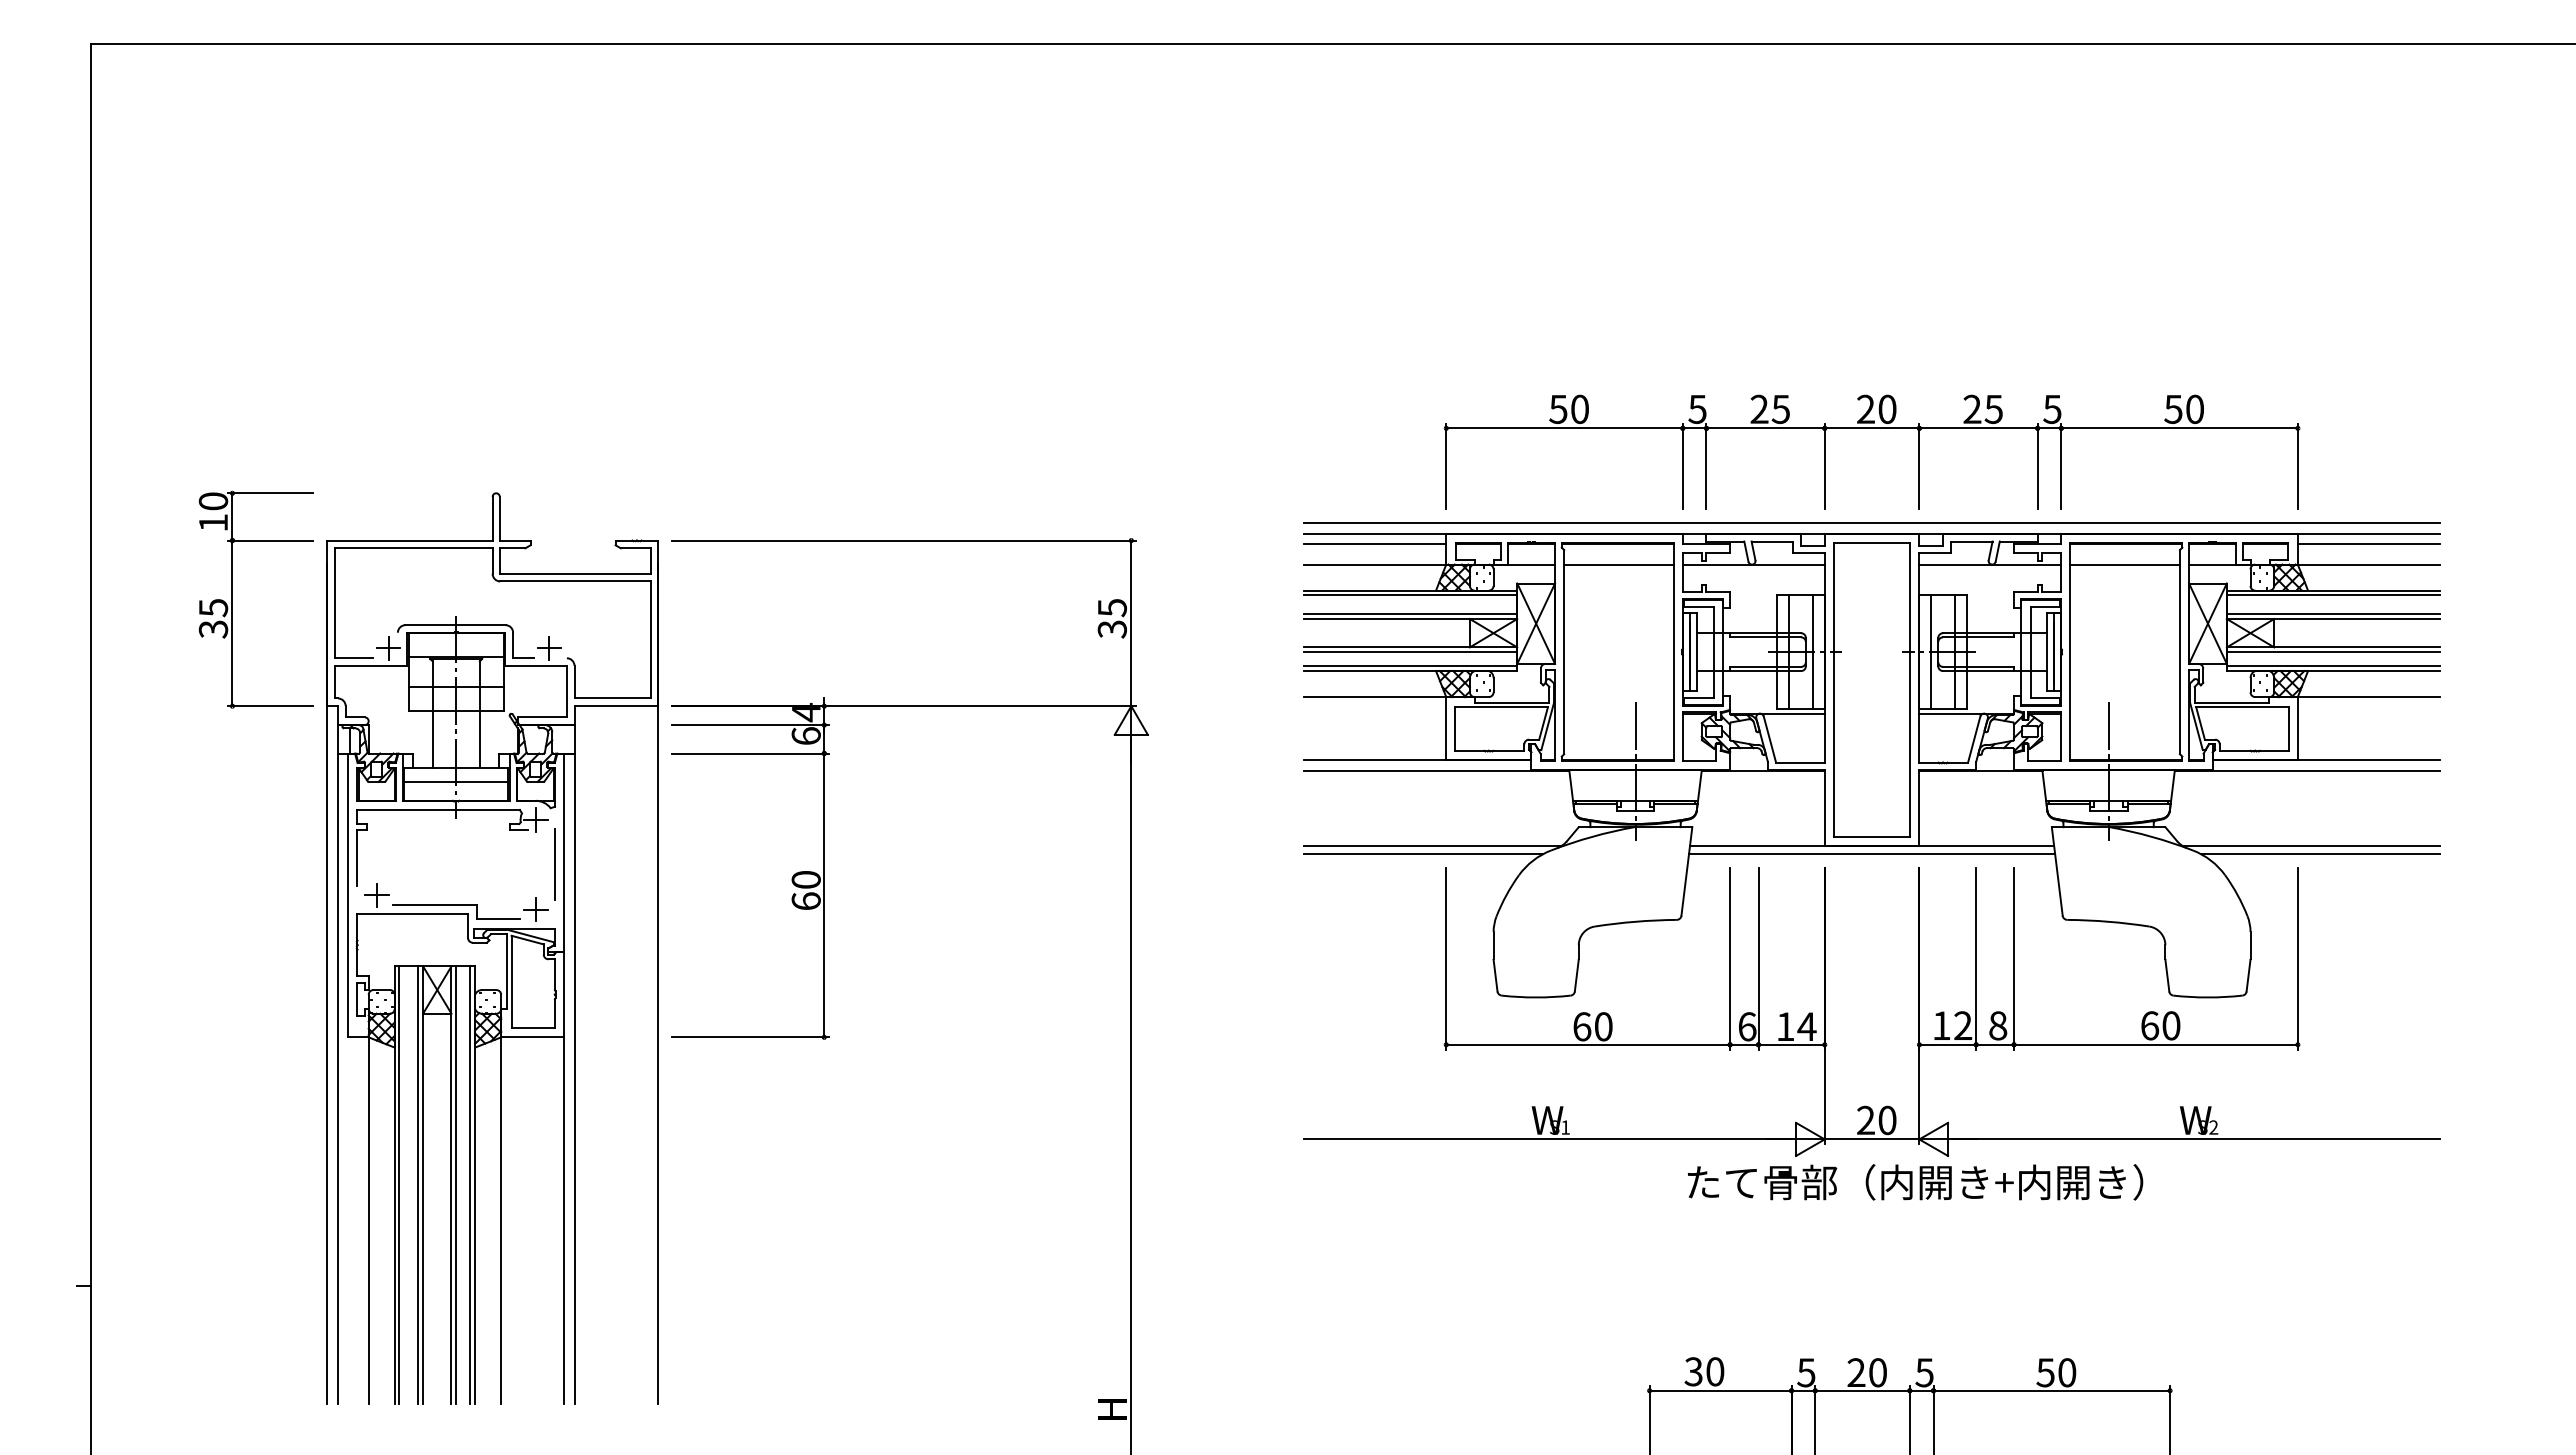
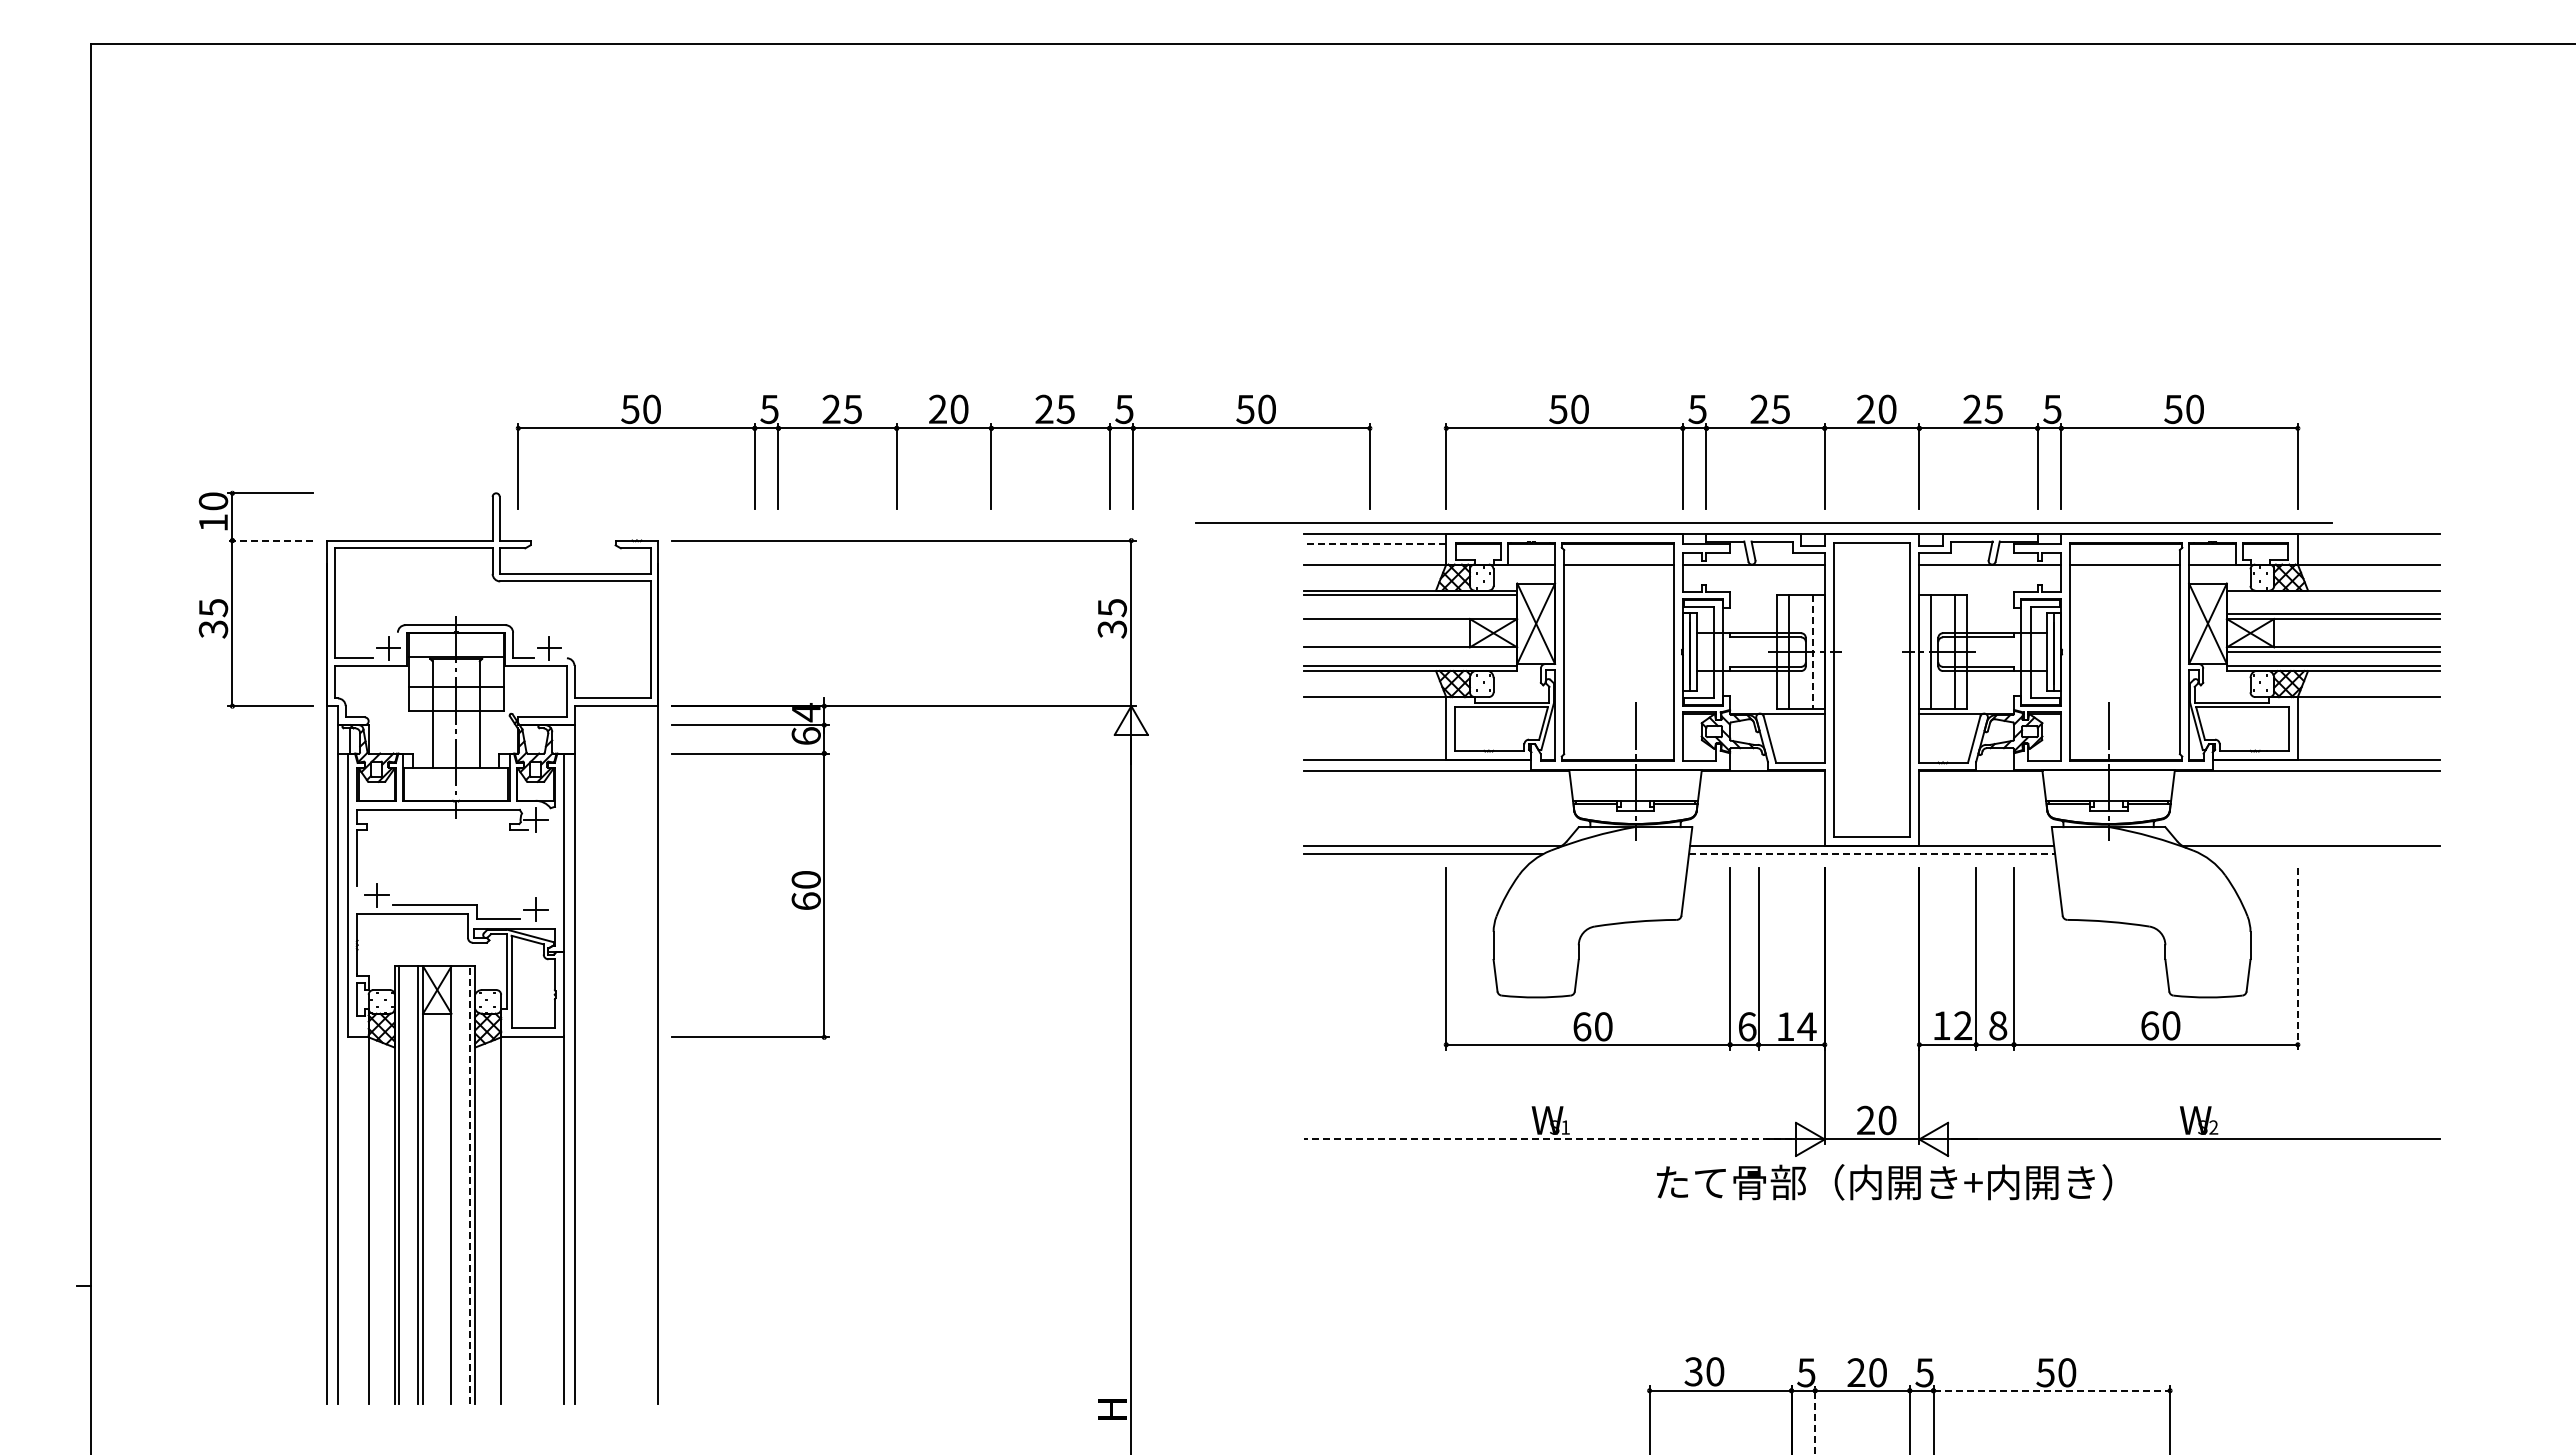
part: none -> present (943, 428)
line position: (1871, 522) -> (1763, 522) (1763, 522)
line: solid -> dashed (270, 540)
line: solid -> dashed (1375, 544)
line: present -> none (2368, 544)
line: present -> none (2332, 595)
line: present -> none (1410, 614)
line: present -> none (1410, 652)
line: solid -> dashed (1812, 652)
line: present -> none (456, 781)
line: solid -> dashed (1872, 854)
line: present -> none (2320, 854)
line: present -> none (554, 864)
line: solid -> dashed (2297, 958)
line: solid -> dashed (1548, 1139)
text position: (1915, 1182) -> (1884, 1182) (1884, 1182)
line: present -> none (456, 1185)
line: solid -> dashed (470, 1185)
line: solid -> dashed (2052, 1390)
line: solid -> dashed (1815, 1419)
